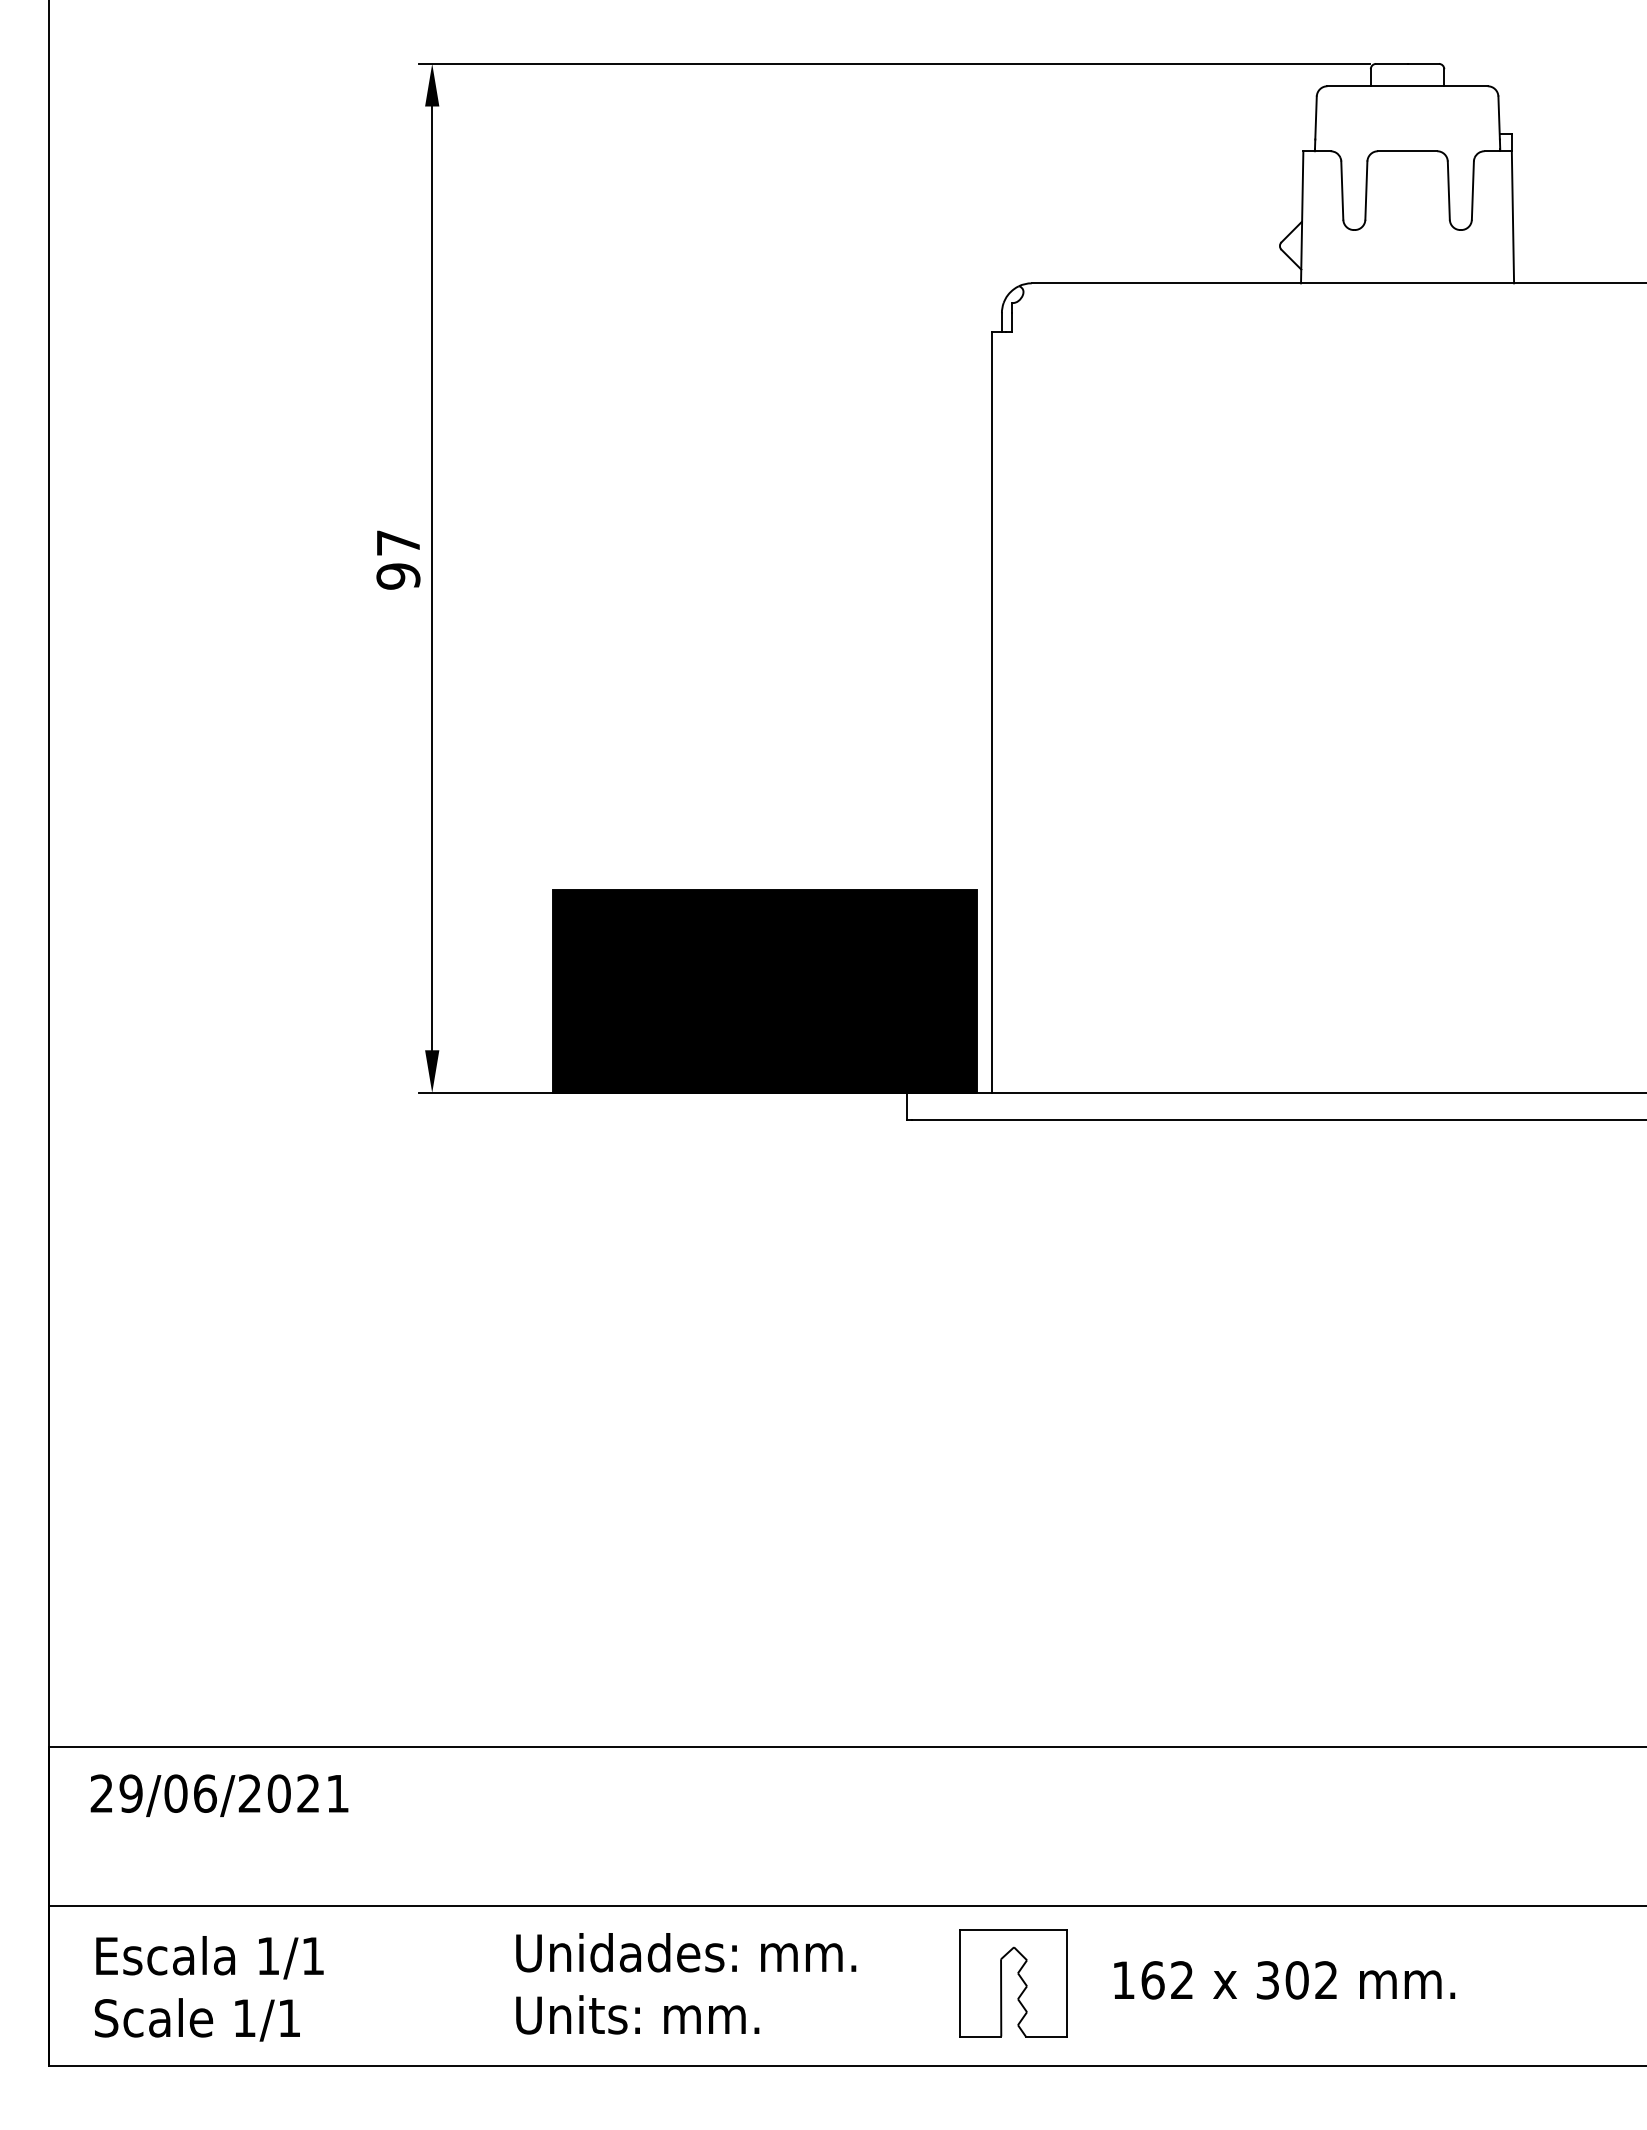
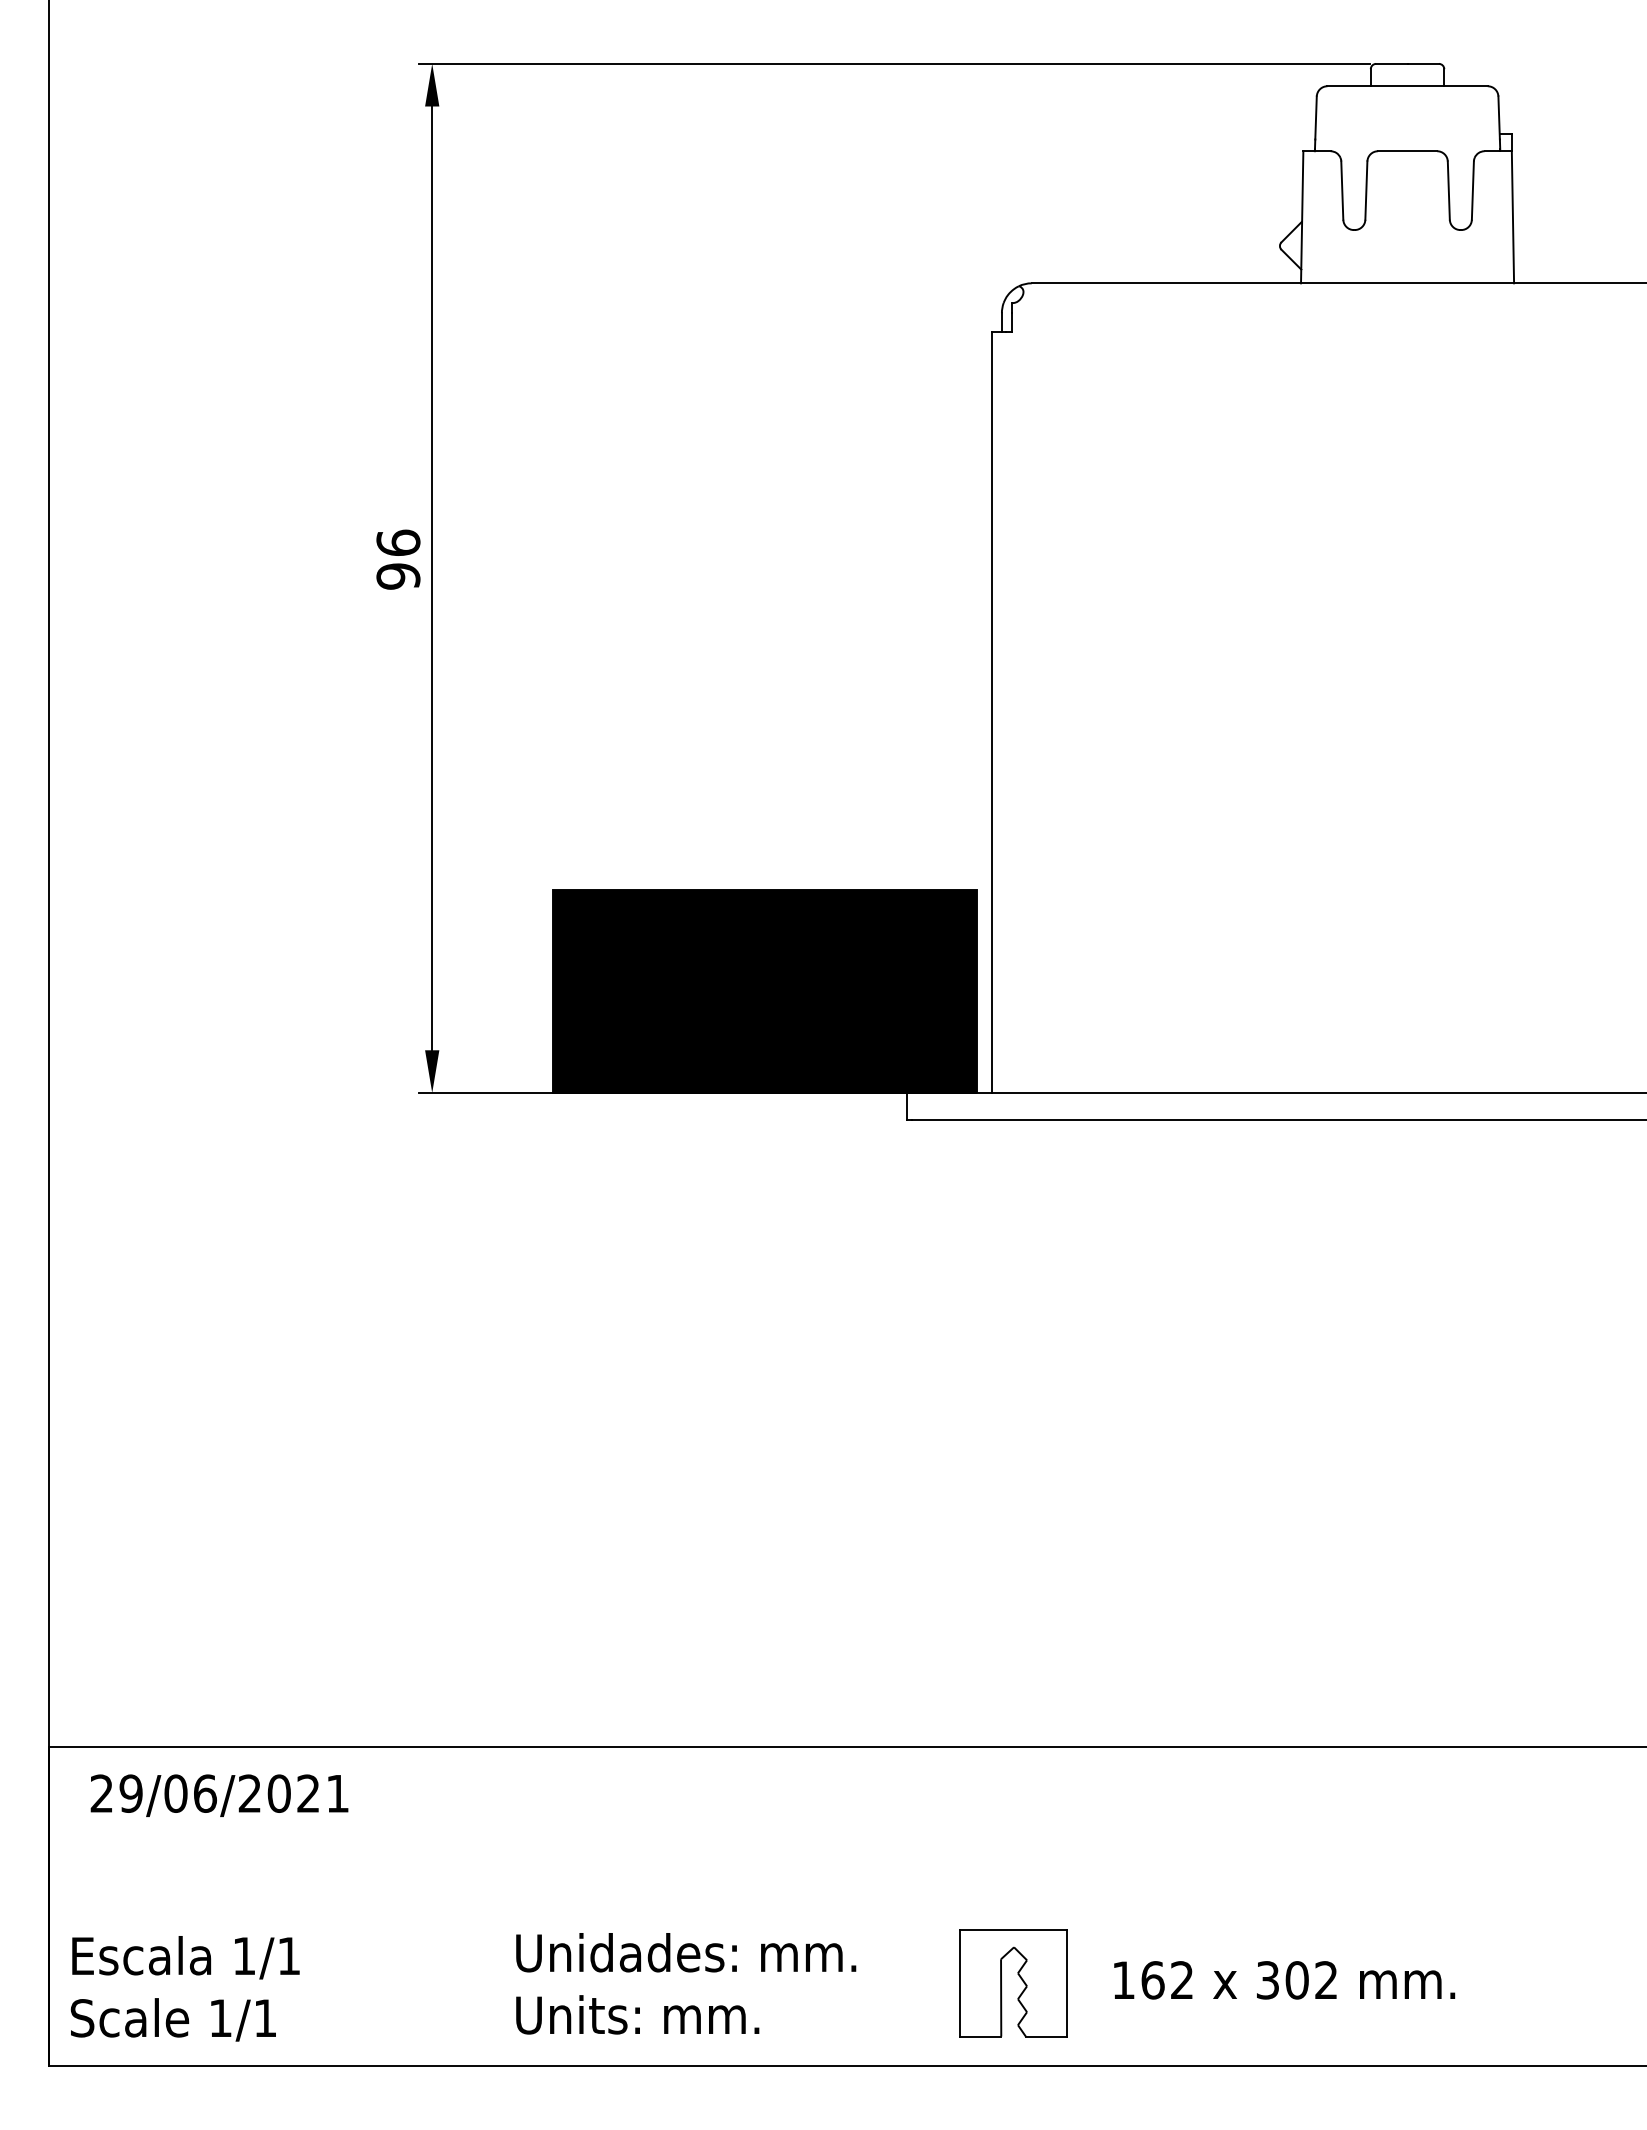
text: 97 -> 96 (398, 542)
line: present -> none (846, 1906)
text position: (208, 1988) -> (184, 1988) (184, 1988)
